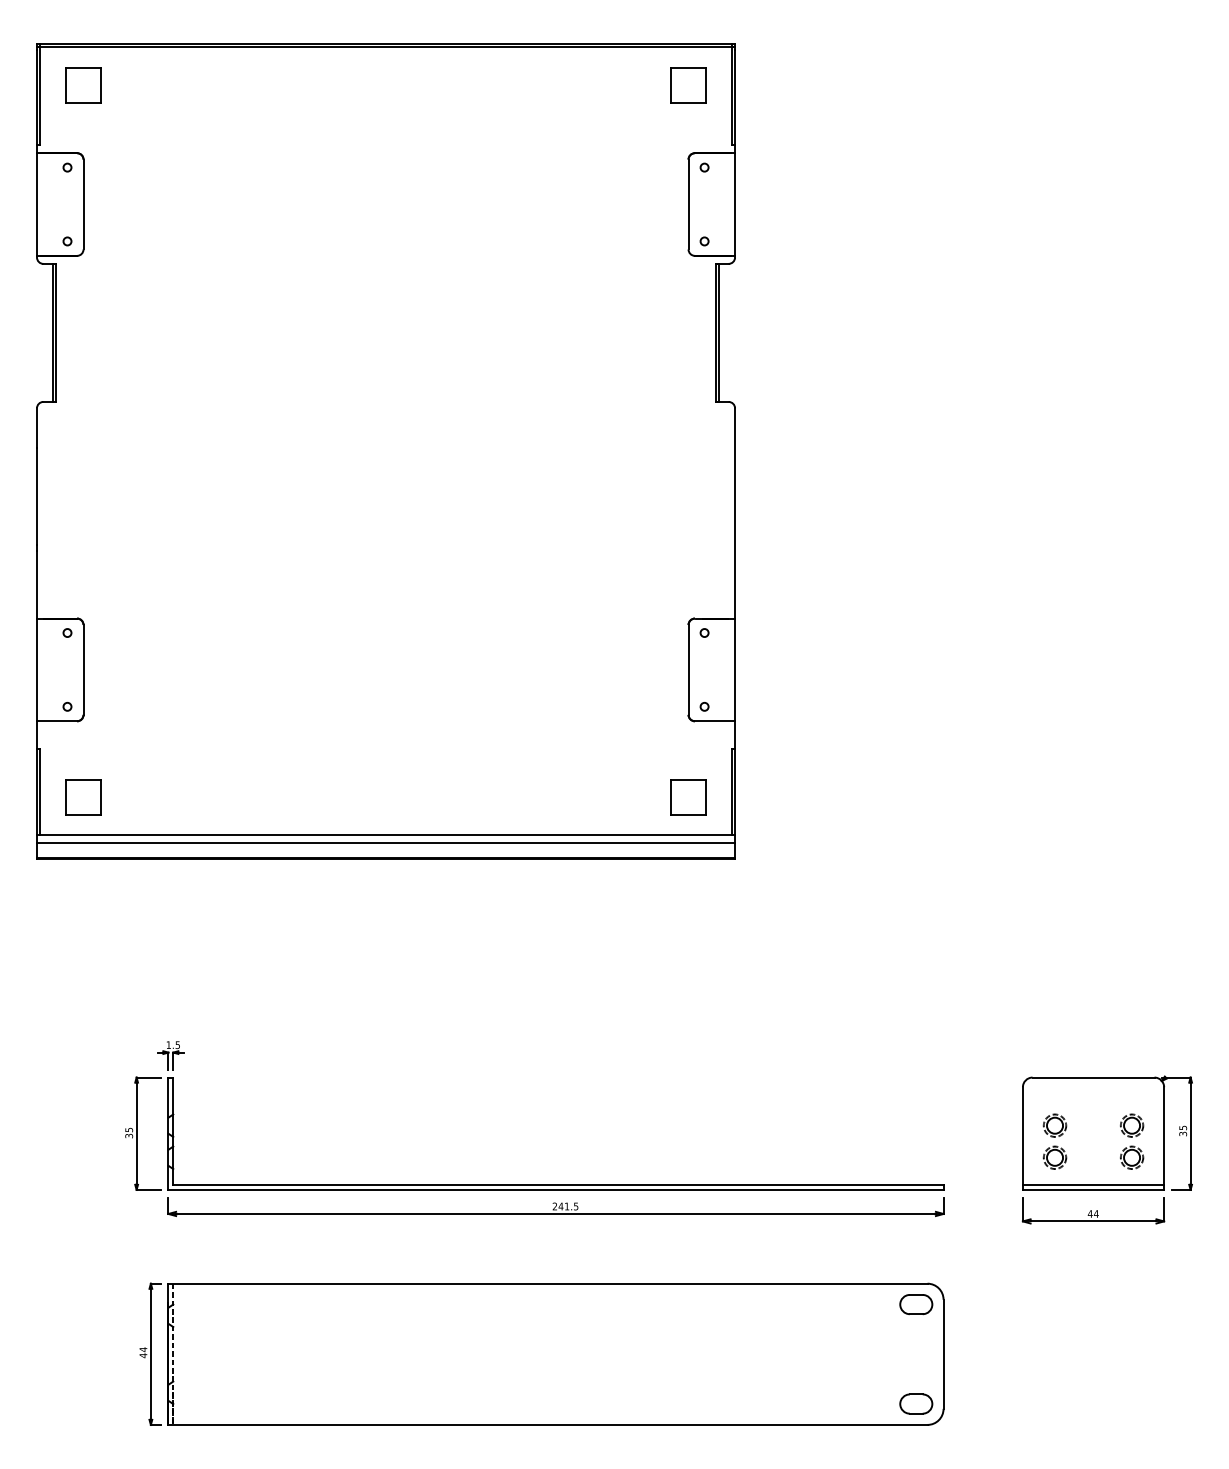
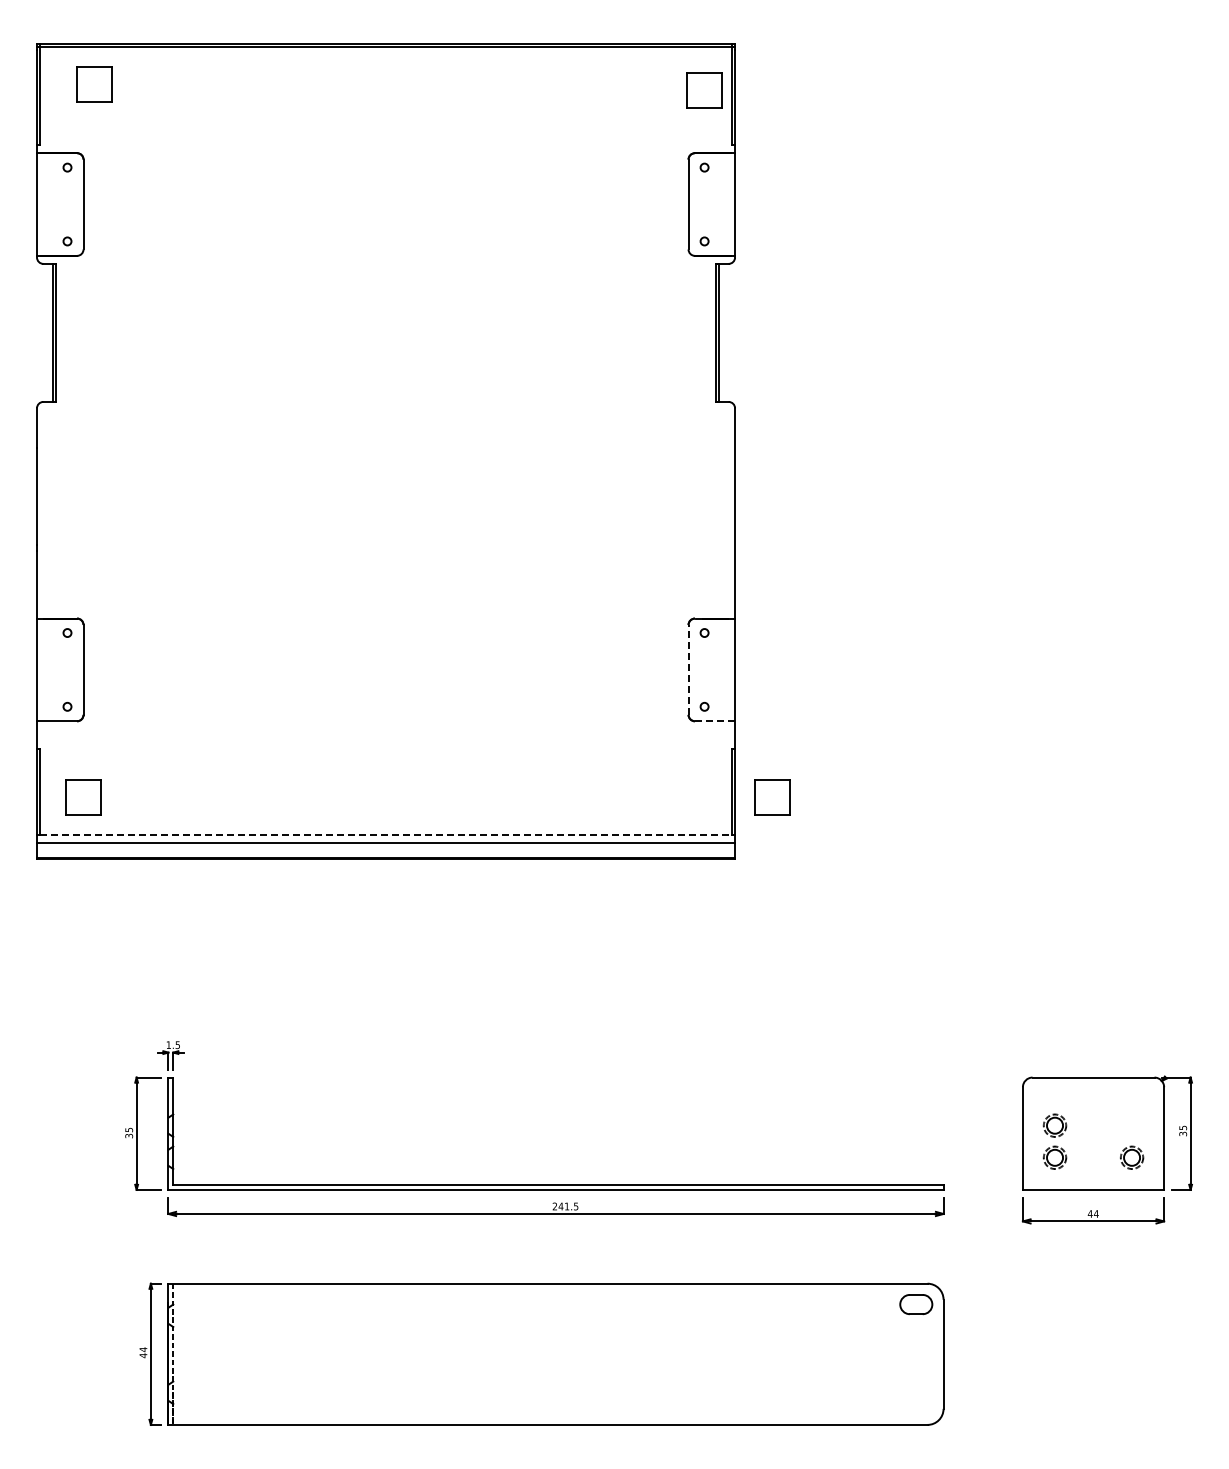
part position: (83, 85) -> (94, 84) (94, 84)
part position: (688, 85) -> (704, 90) (704, 90)
line: solid -> dashed (688, 669)
line: solid -> dashed (714, 721)
part position: (688, 797) -> (772, 797) (772, 797)
line: solid -> dashed (386, 835)
part: present -> none (1132, 1125)
line: present -> none (1093, 1185)
part: present -> none (916, 1403)
